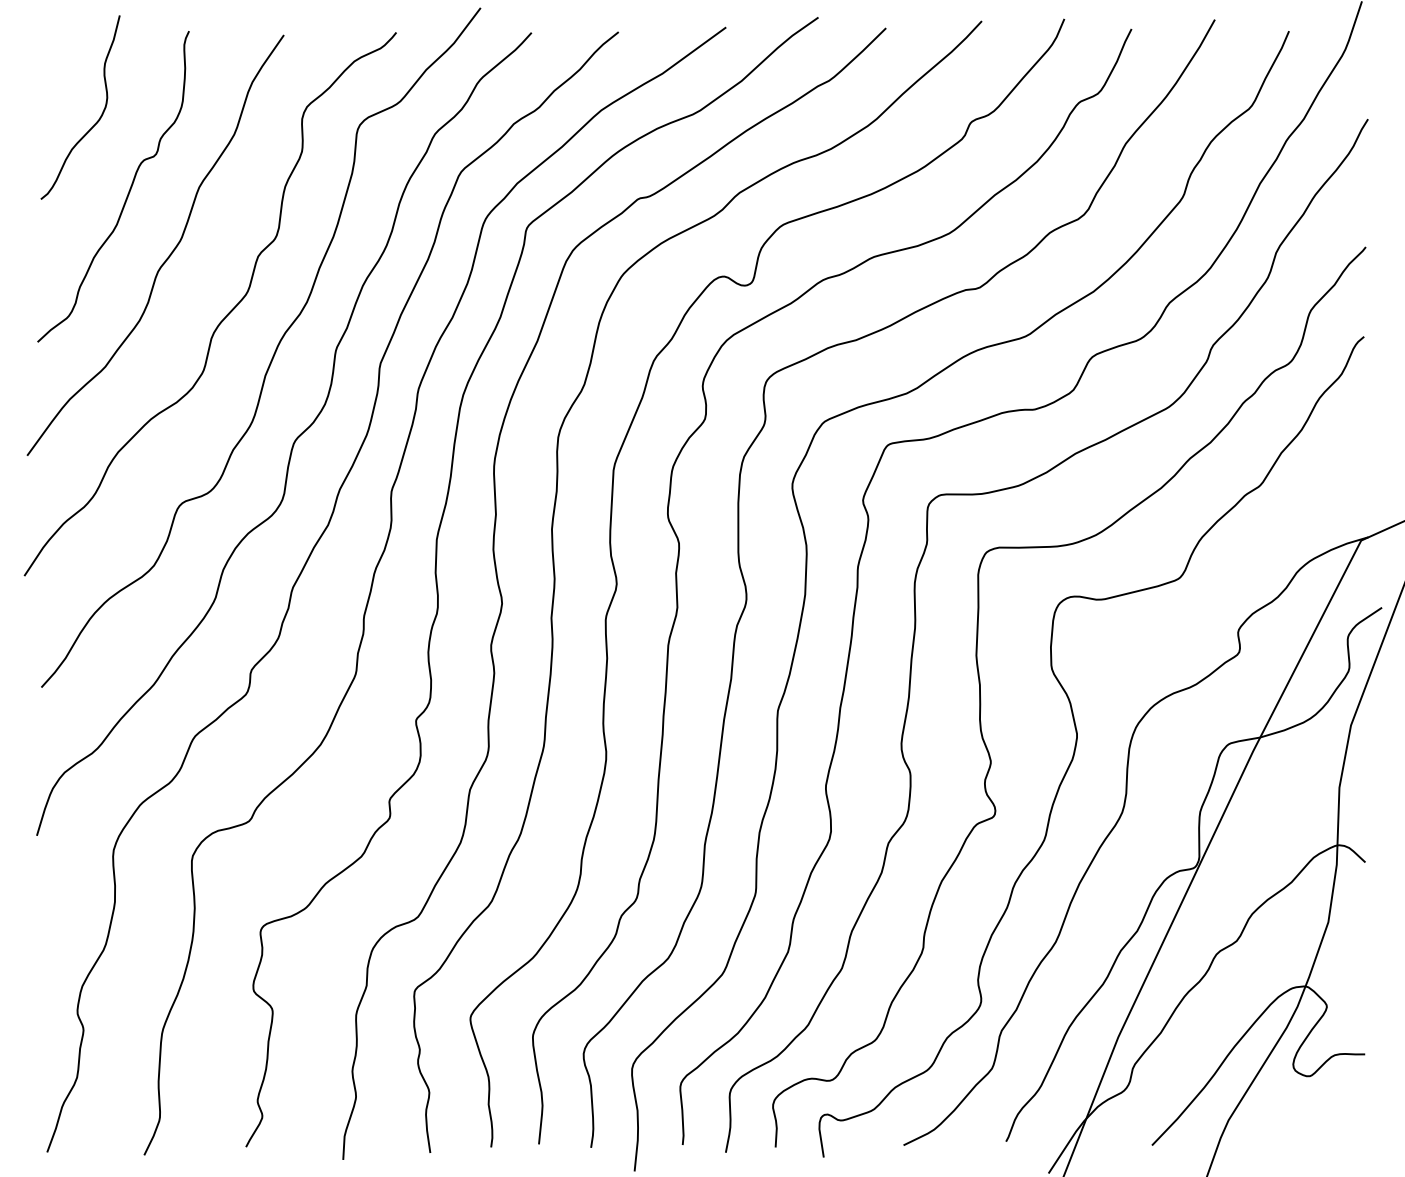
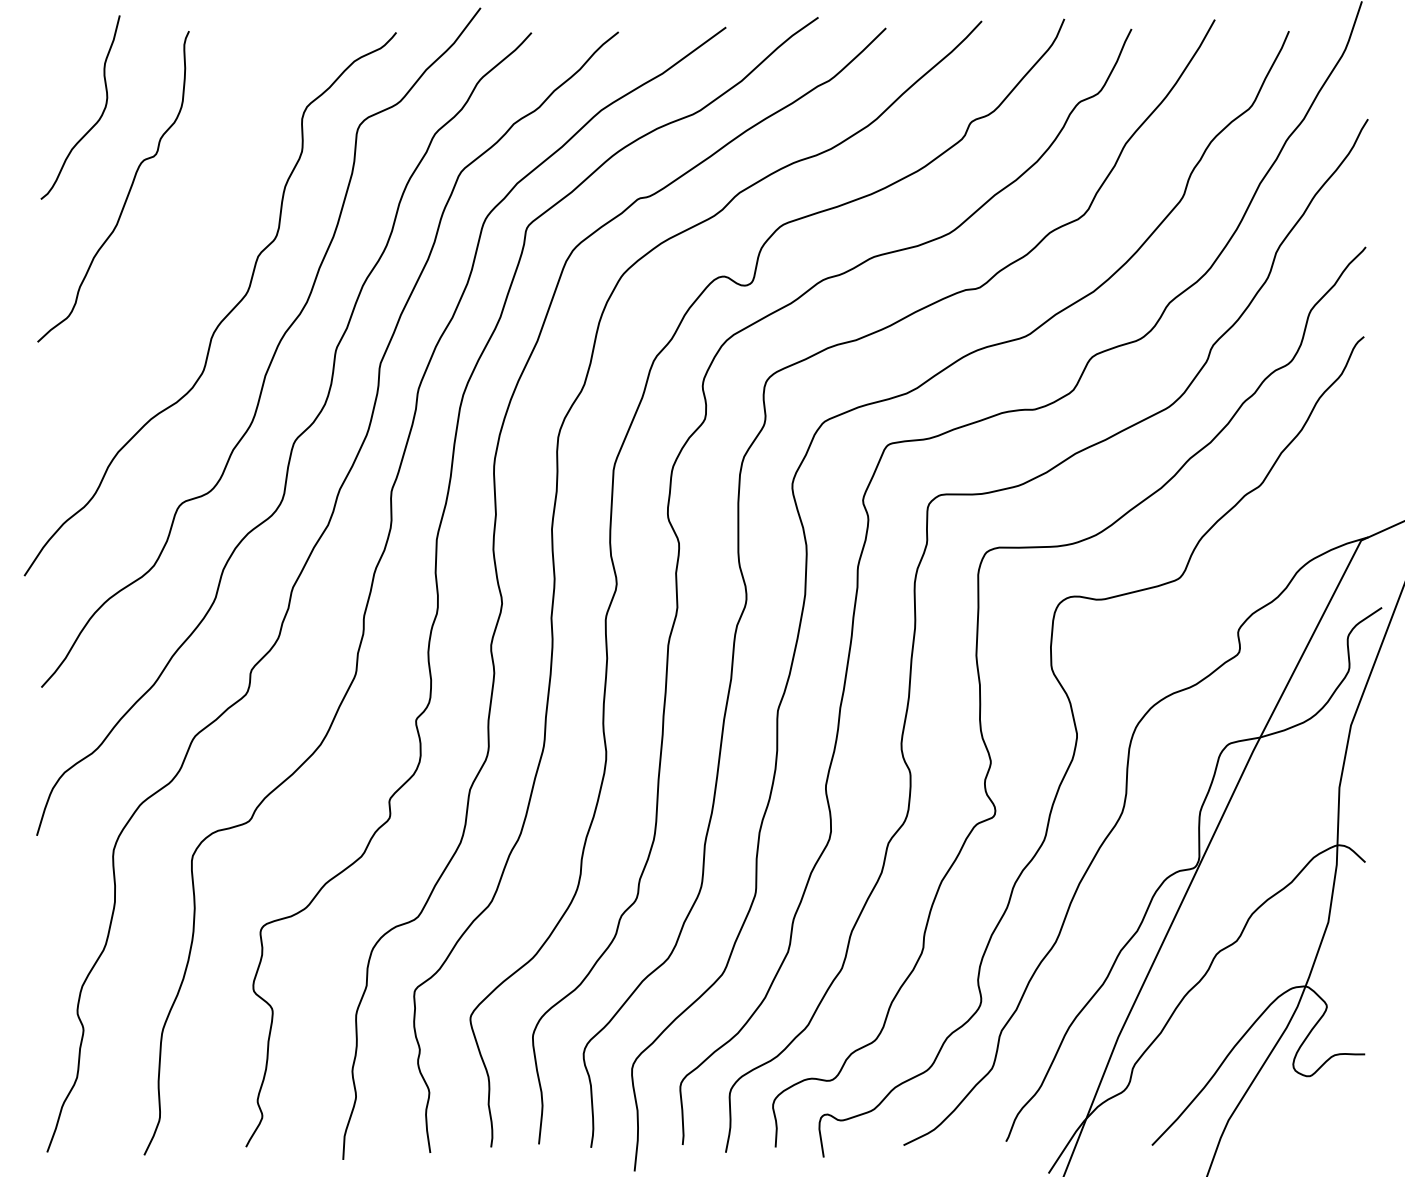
curve: present -> none (169, 254)
